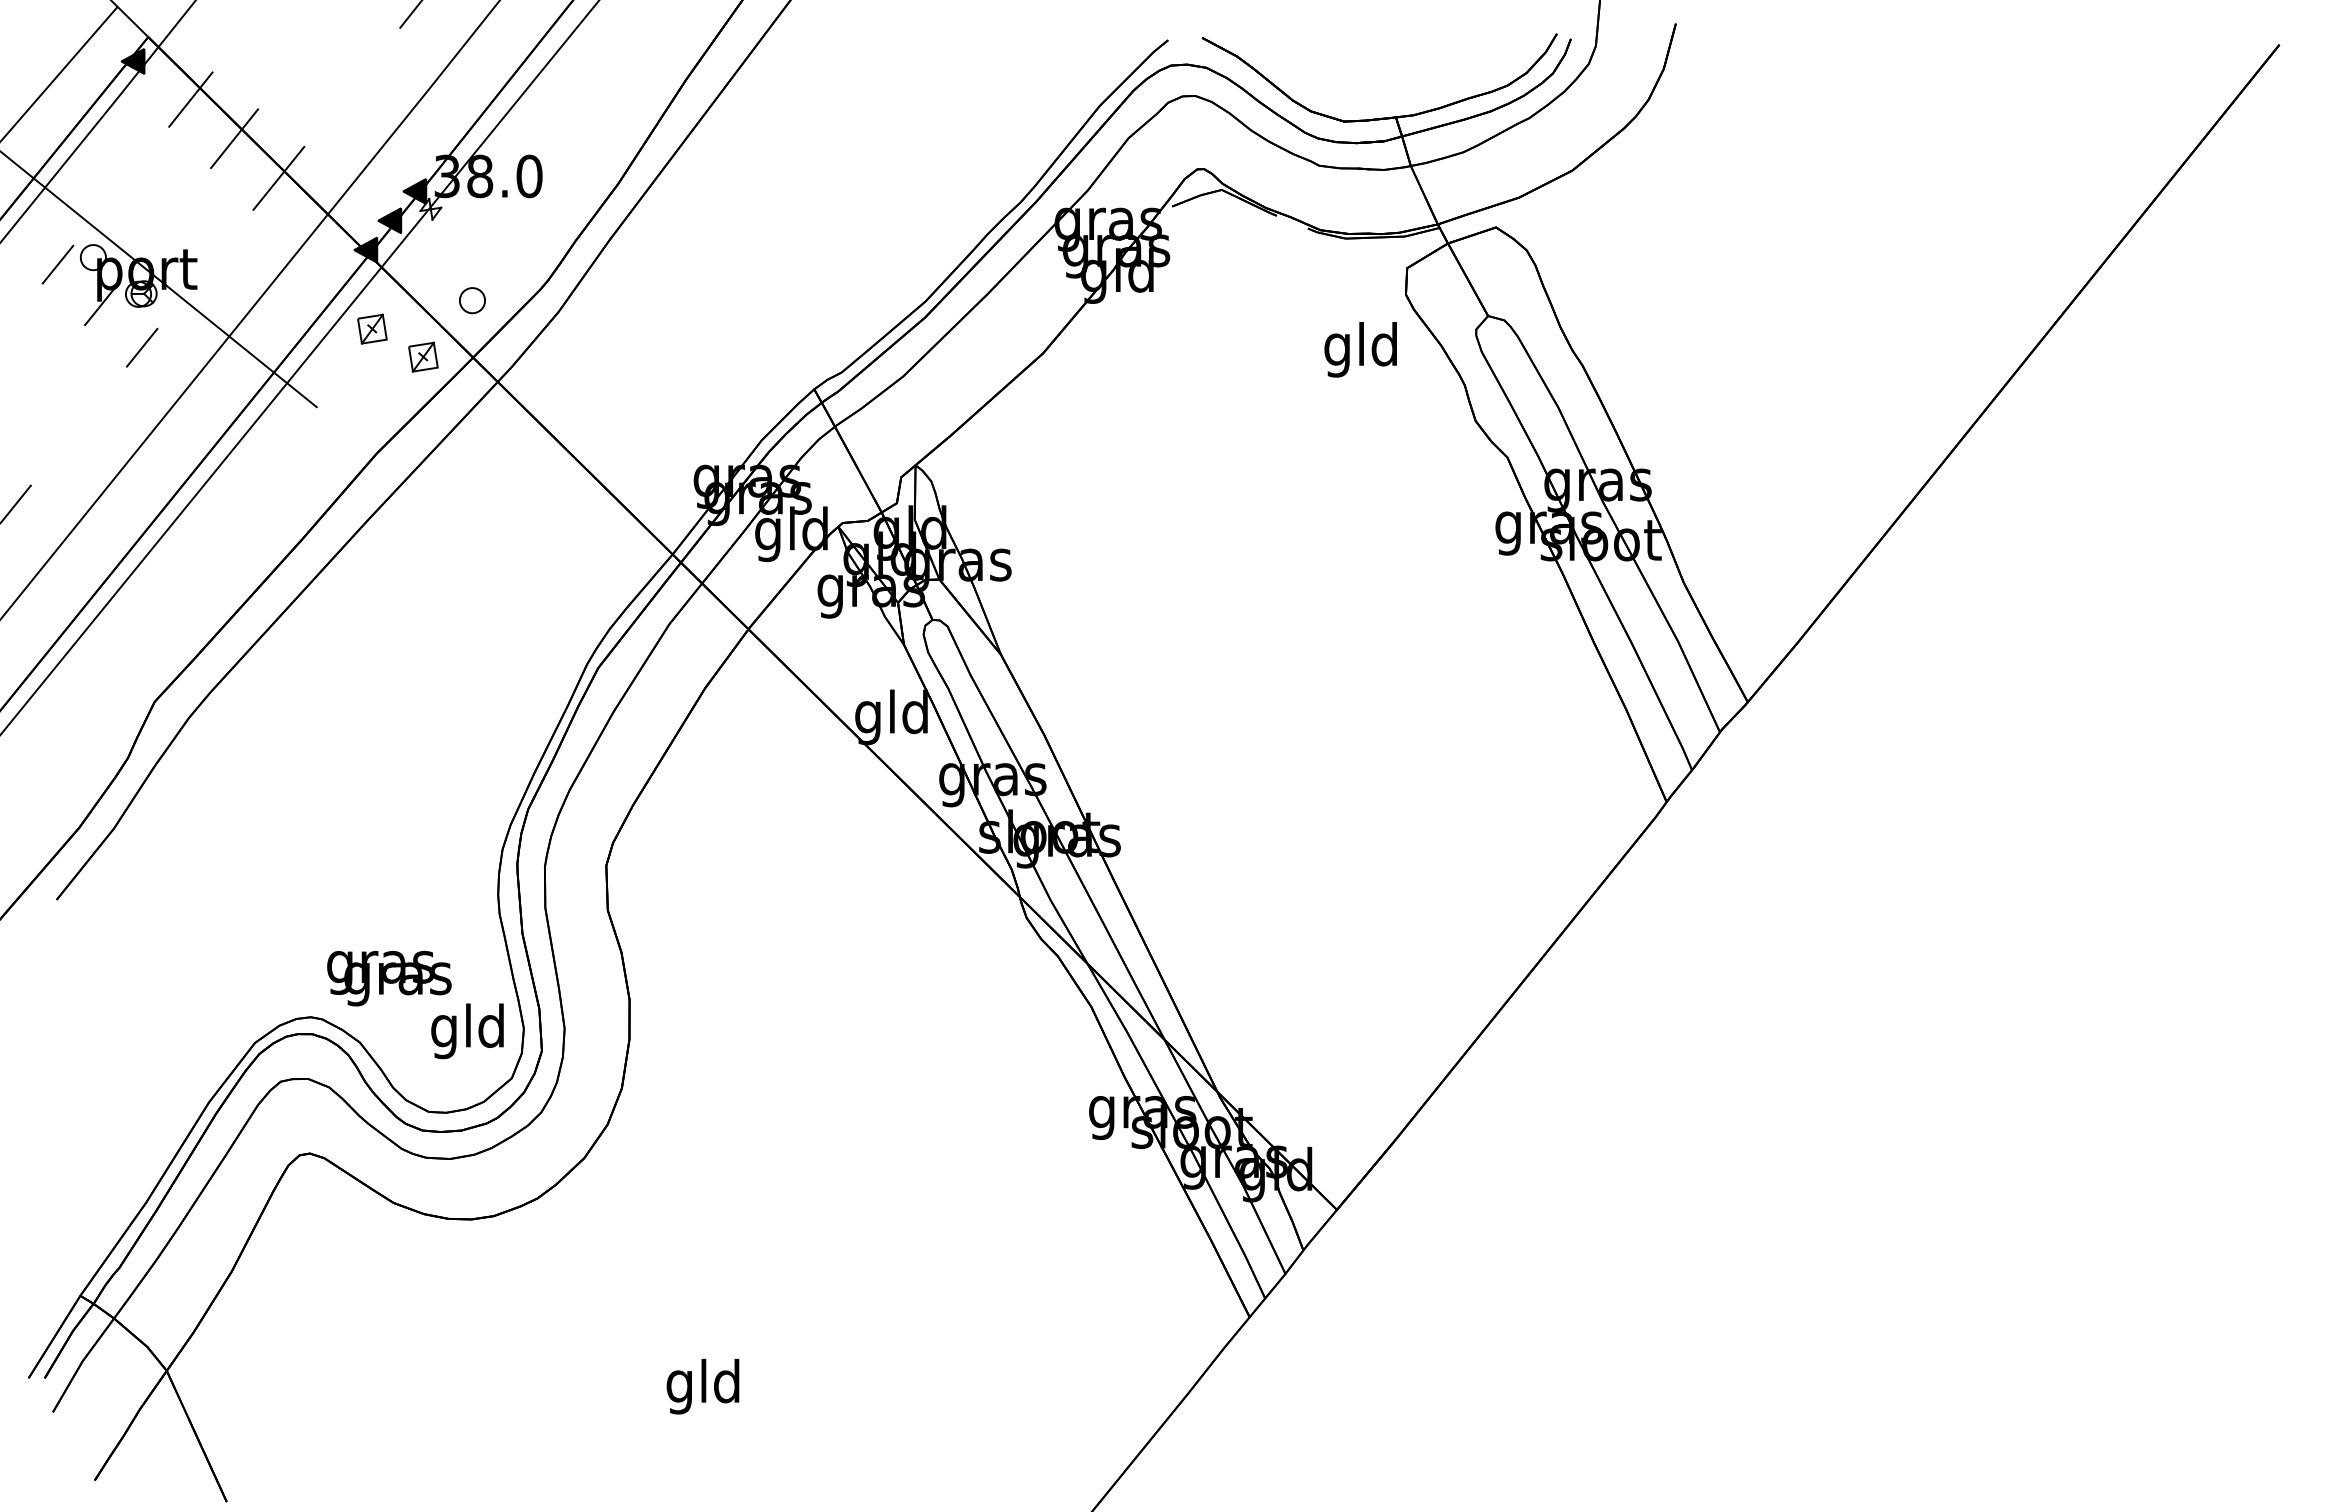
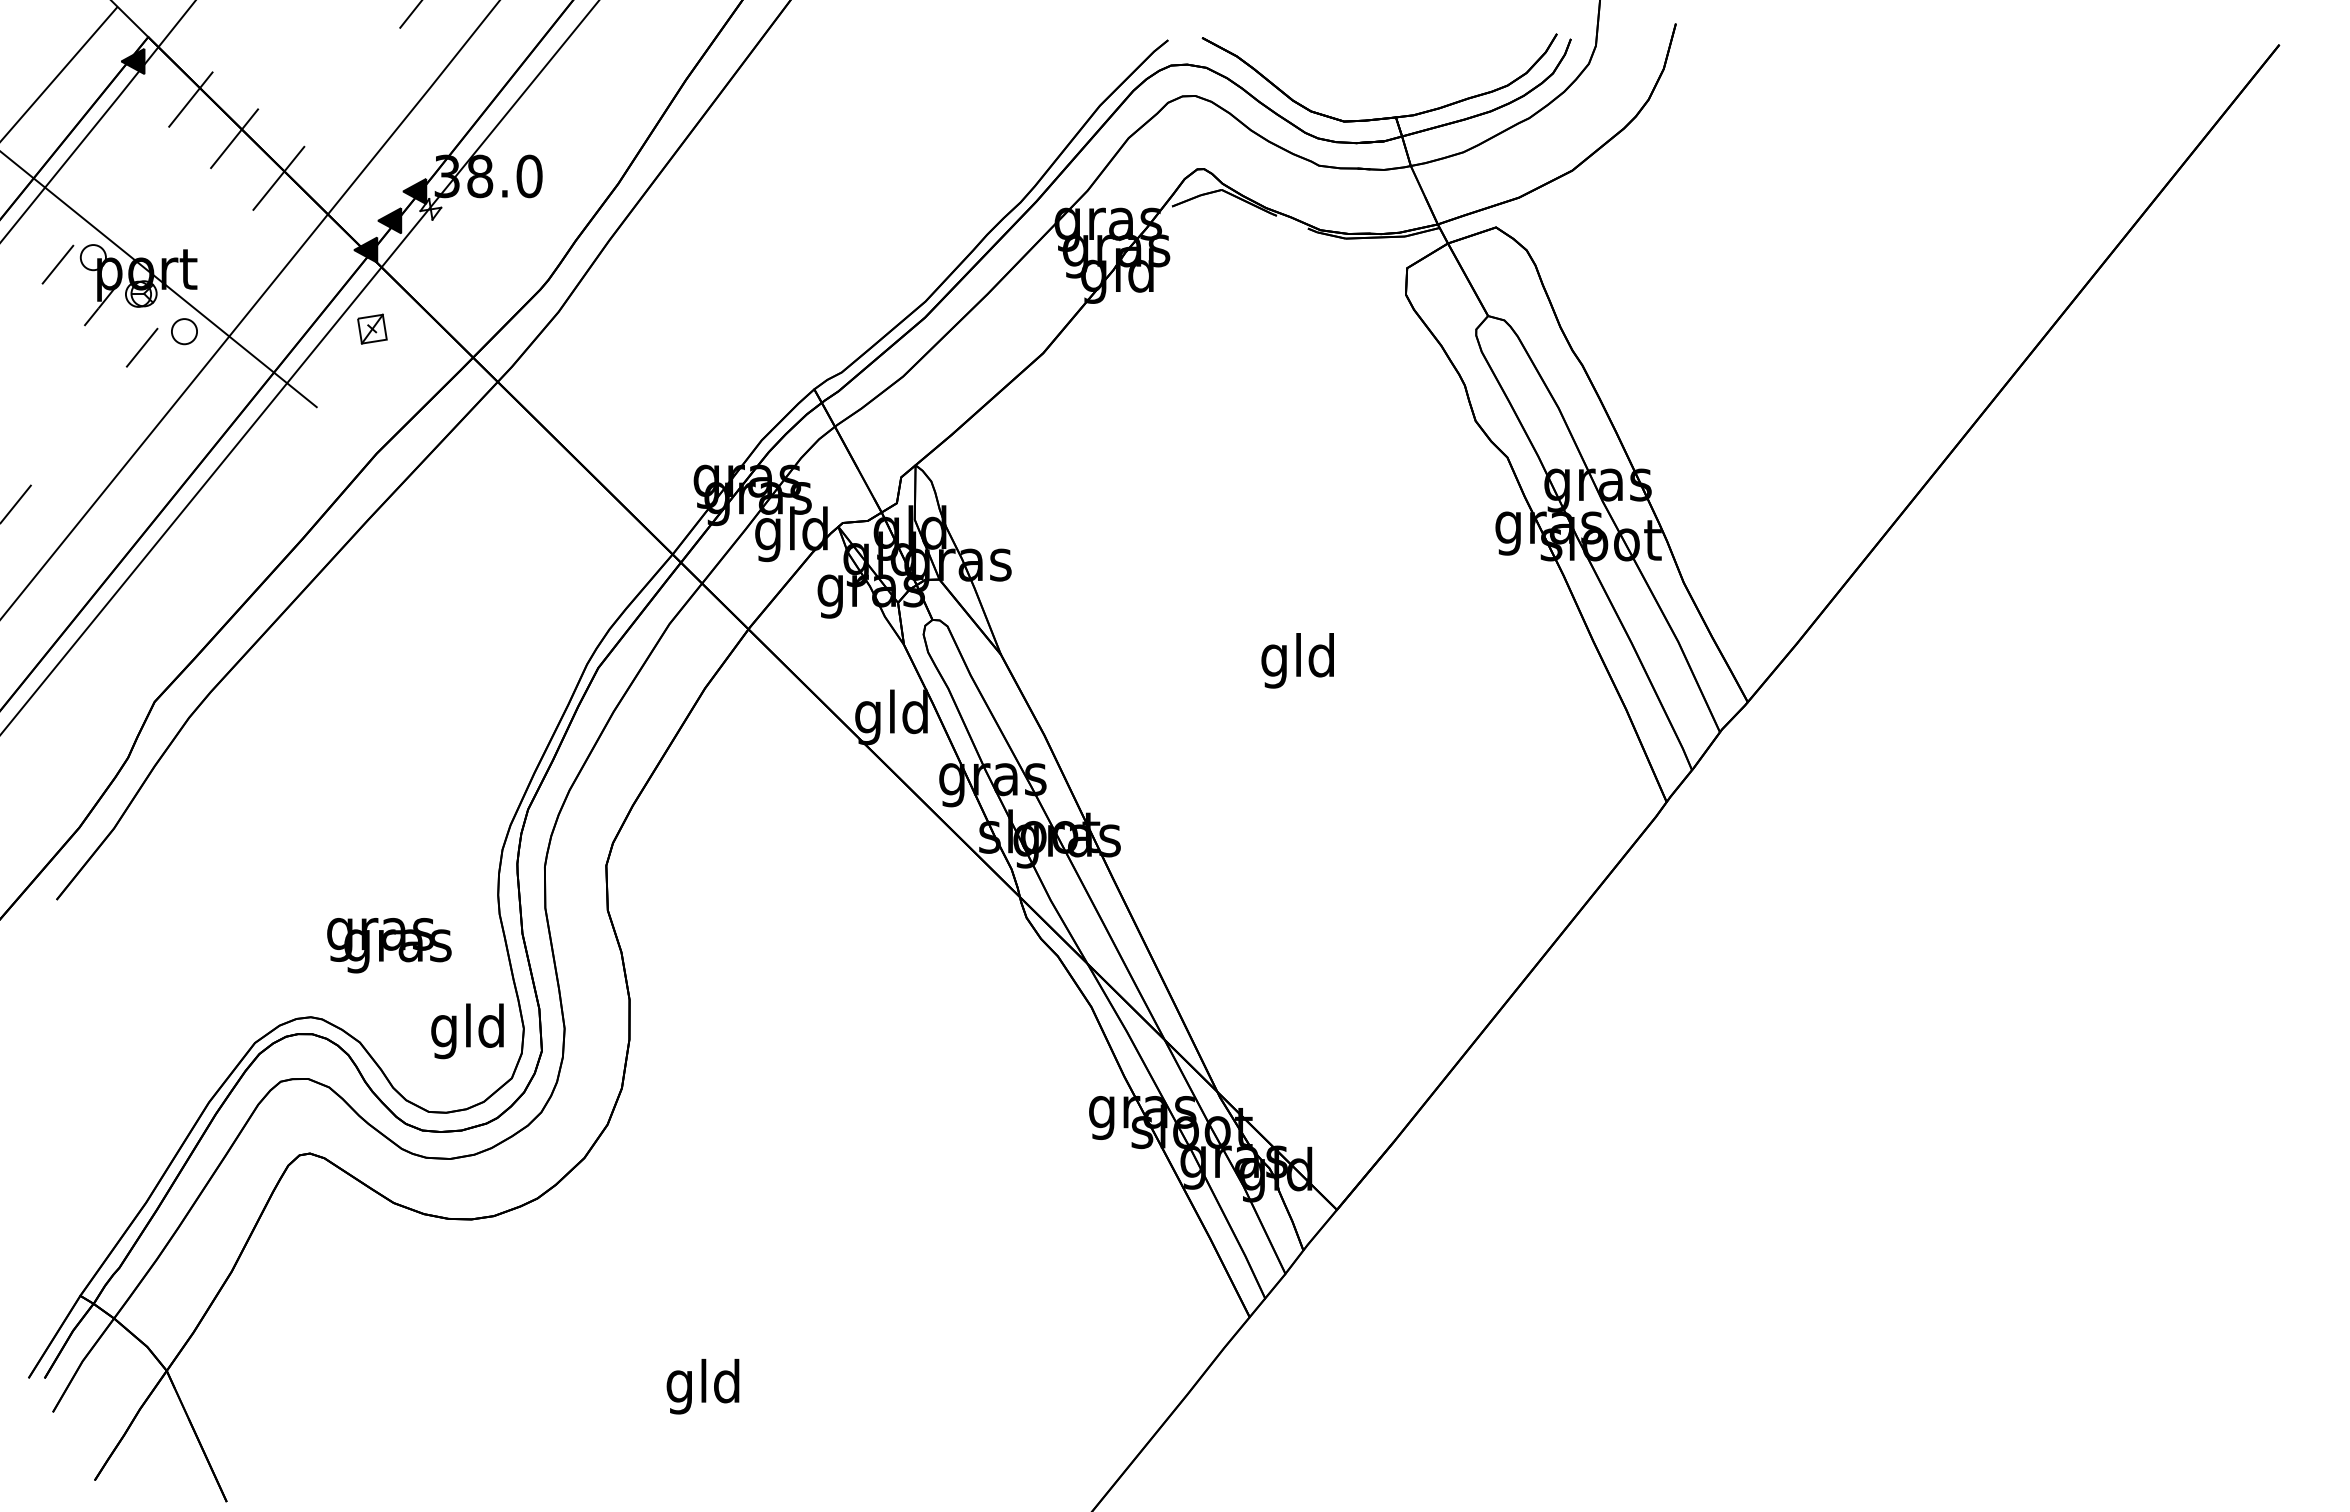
part position: (472, 300) -> (184, 331) (184, 331)
text position: (1360, 349) -> (1297, 660) (1297, 660)
part: present -> none (423, 356)
text position: (389, 978) -> (389, 945) (389, 945)
